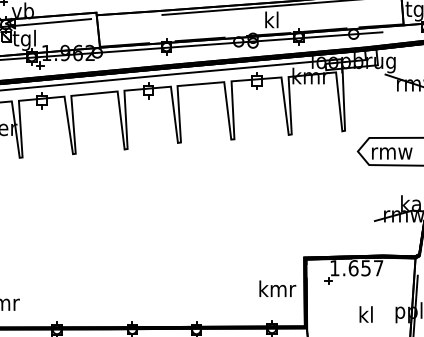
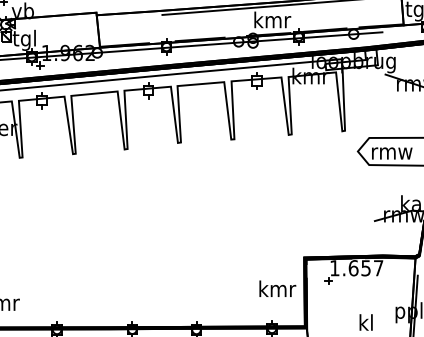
text: kl -> kmr (272, 19)
line: present -> none (46, 23)
text position: (365, 314) -> (365, 322) (365, 322)
